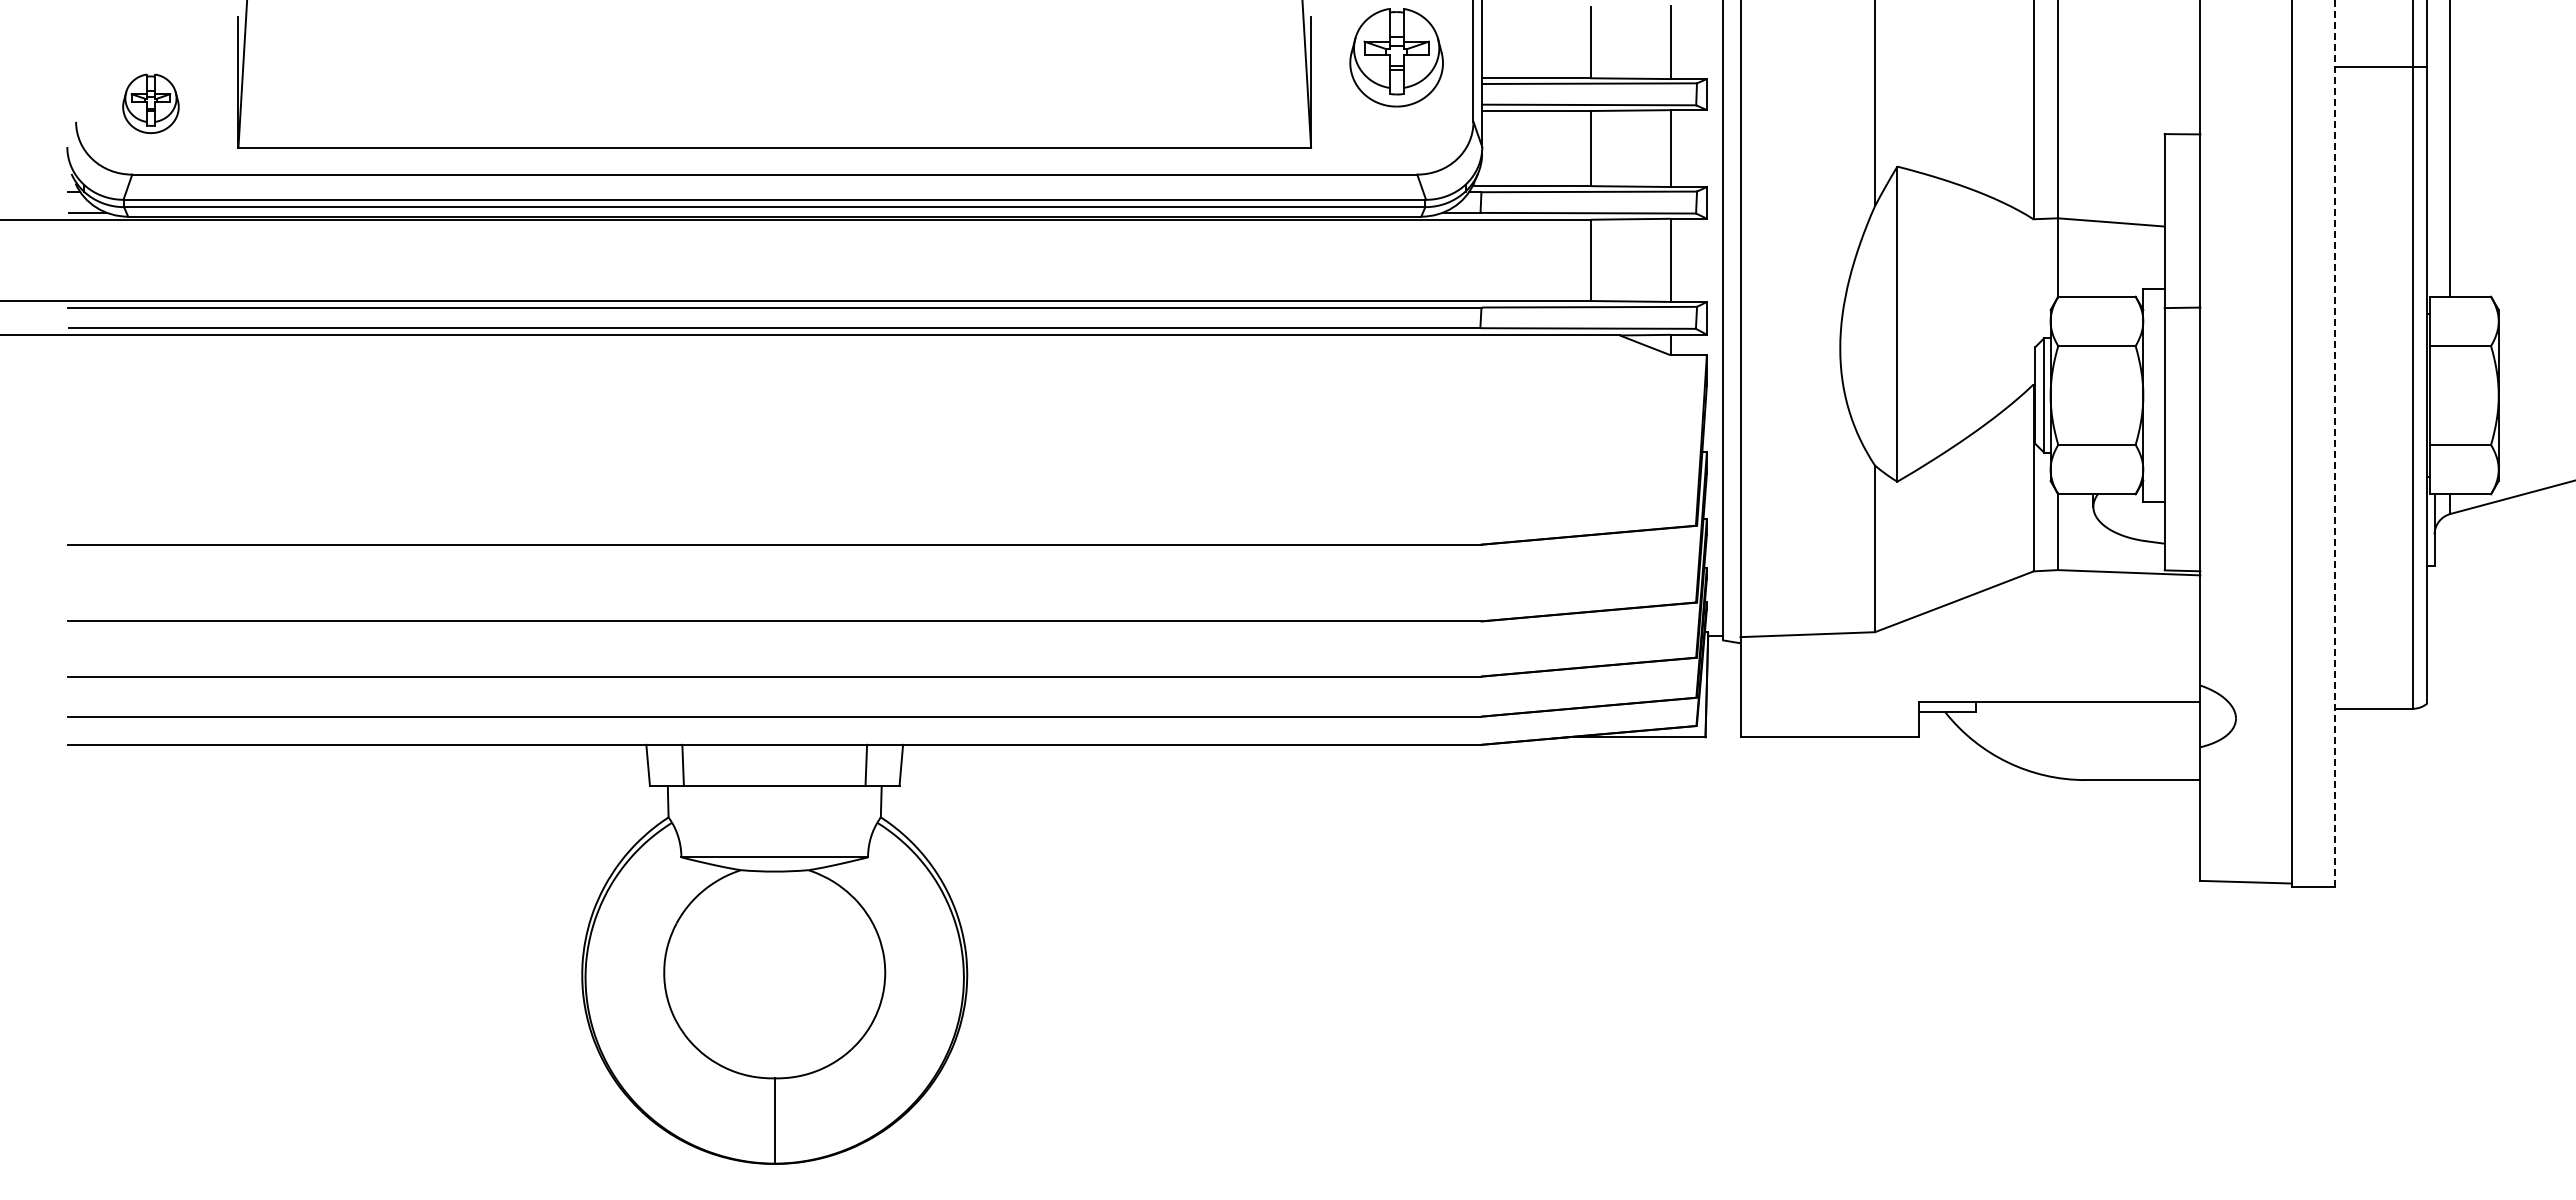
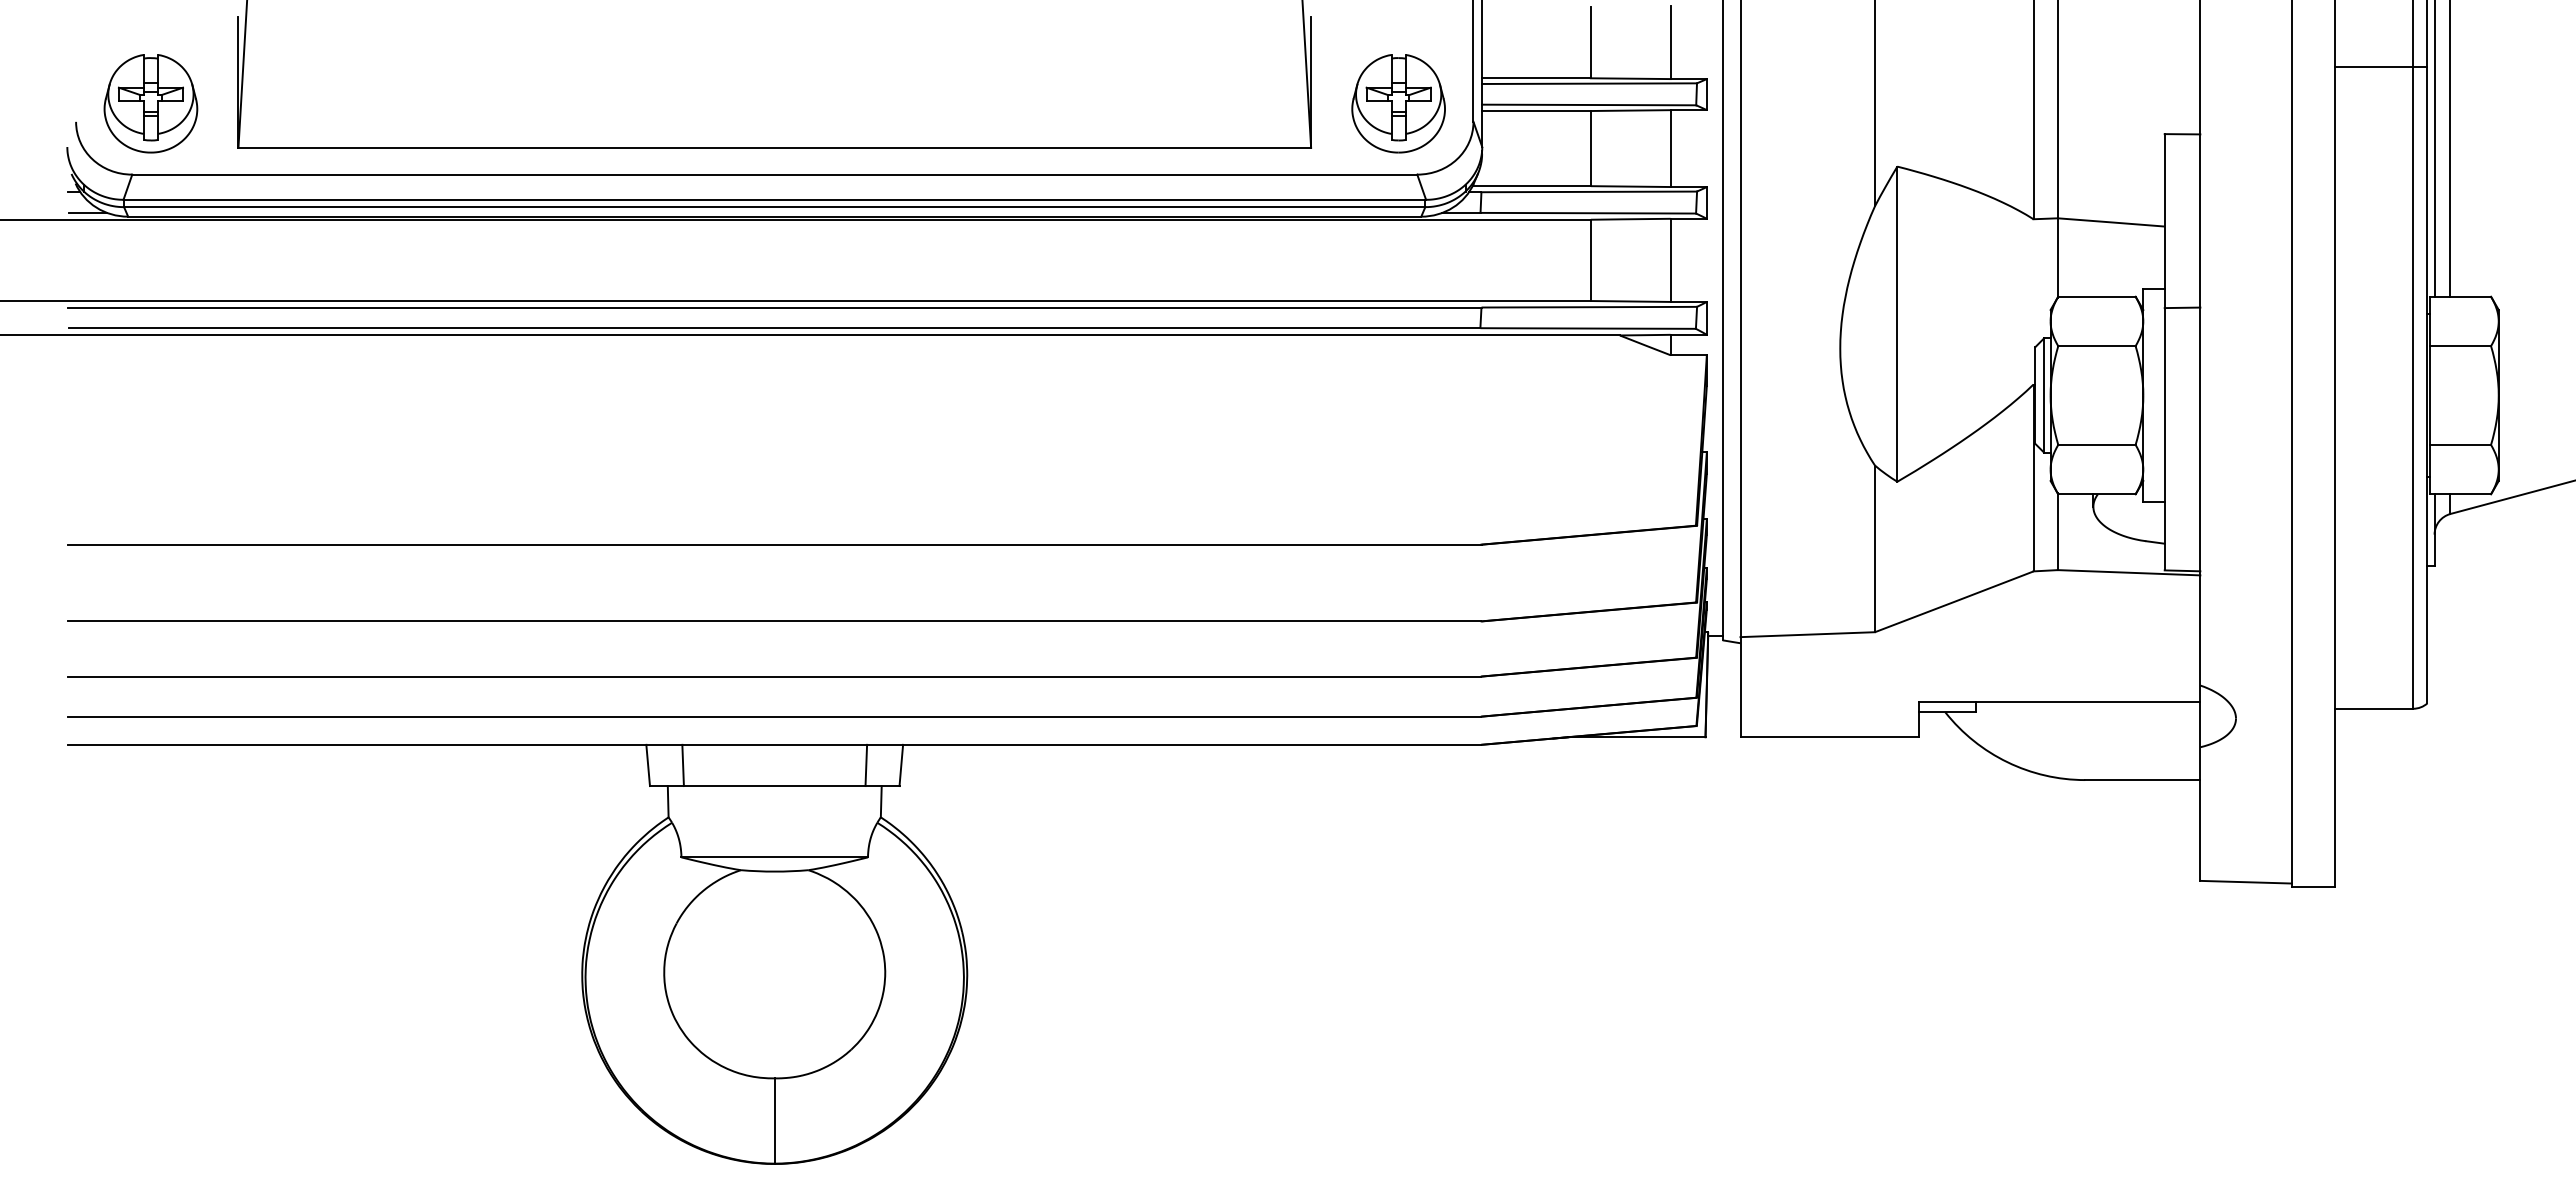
part position: (1396, 57) -> (1398, 103) (1398, 103)
part size: 58x61 px -> 96x100 px (150, 103)
line: none -> present (2434, 149)
line: dashed -> solid (2334, 443)
